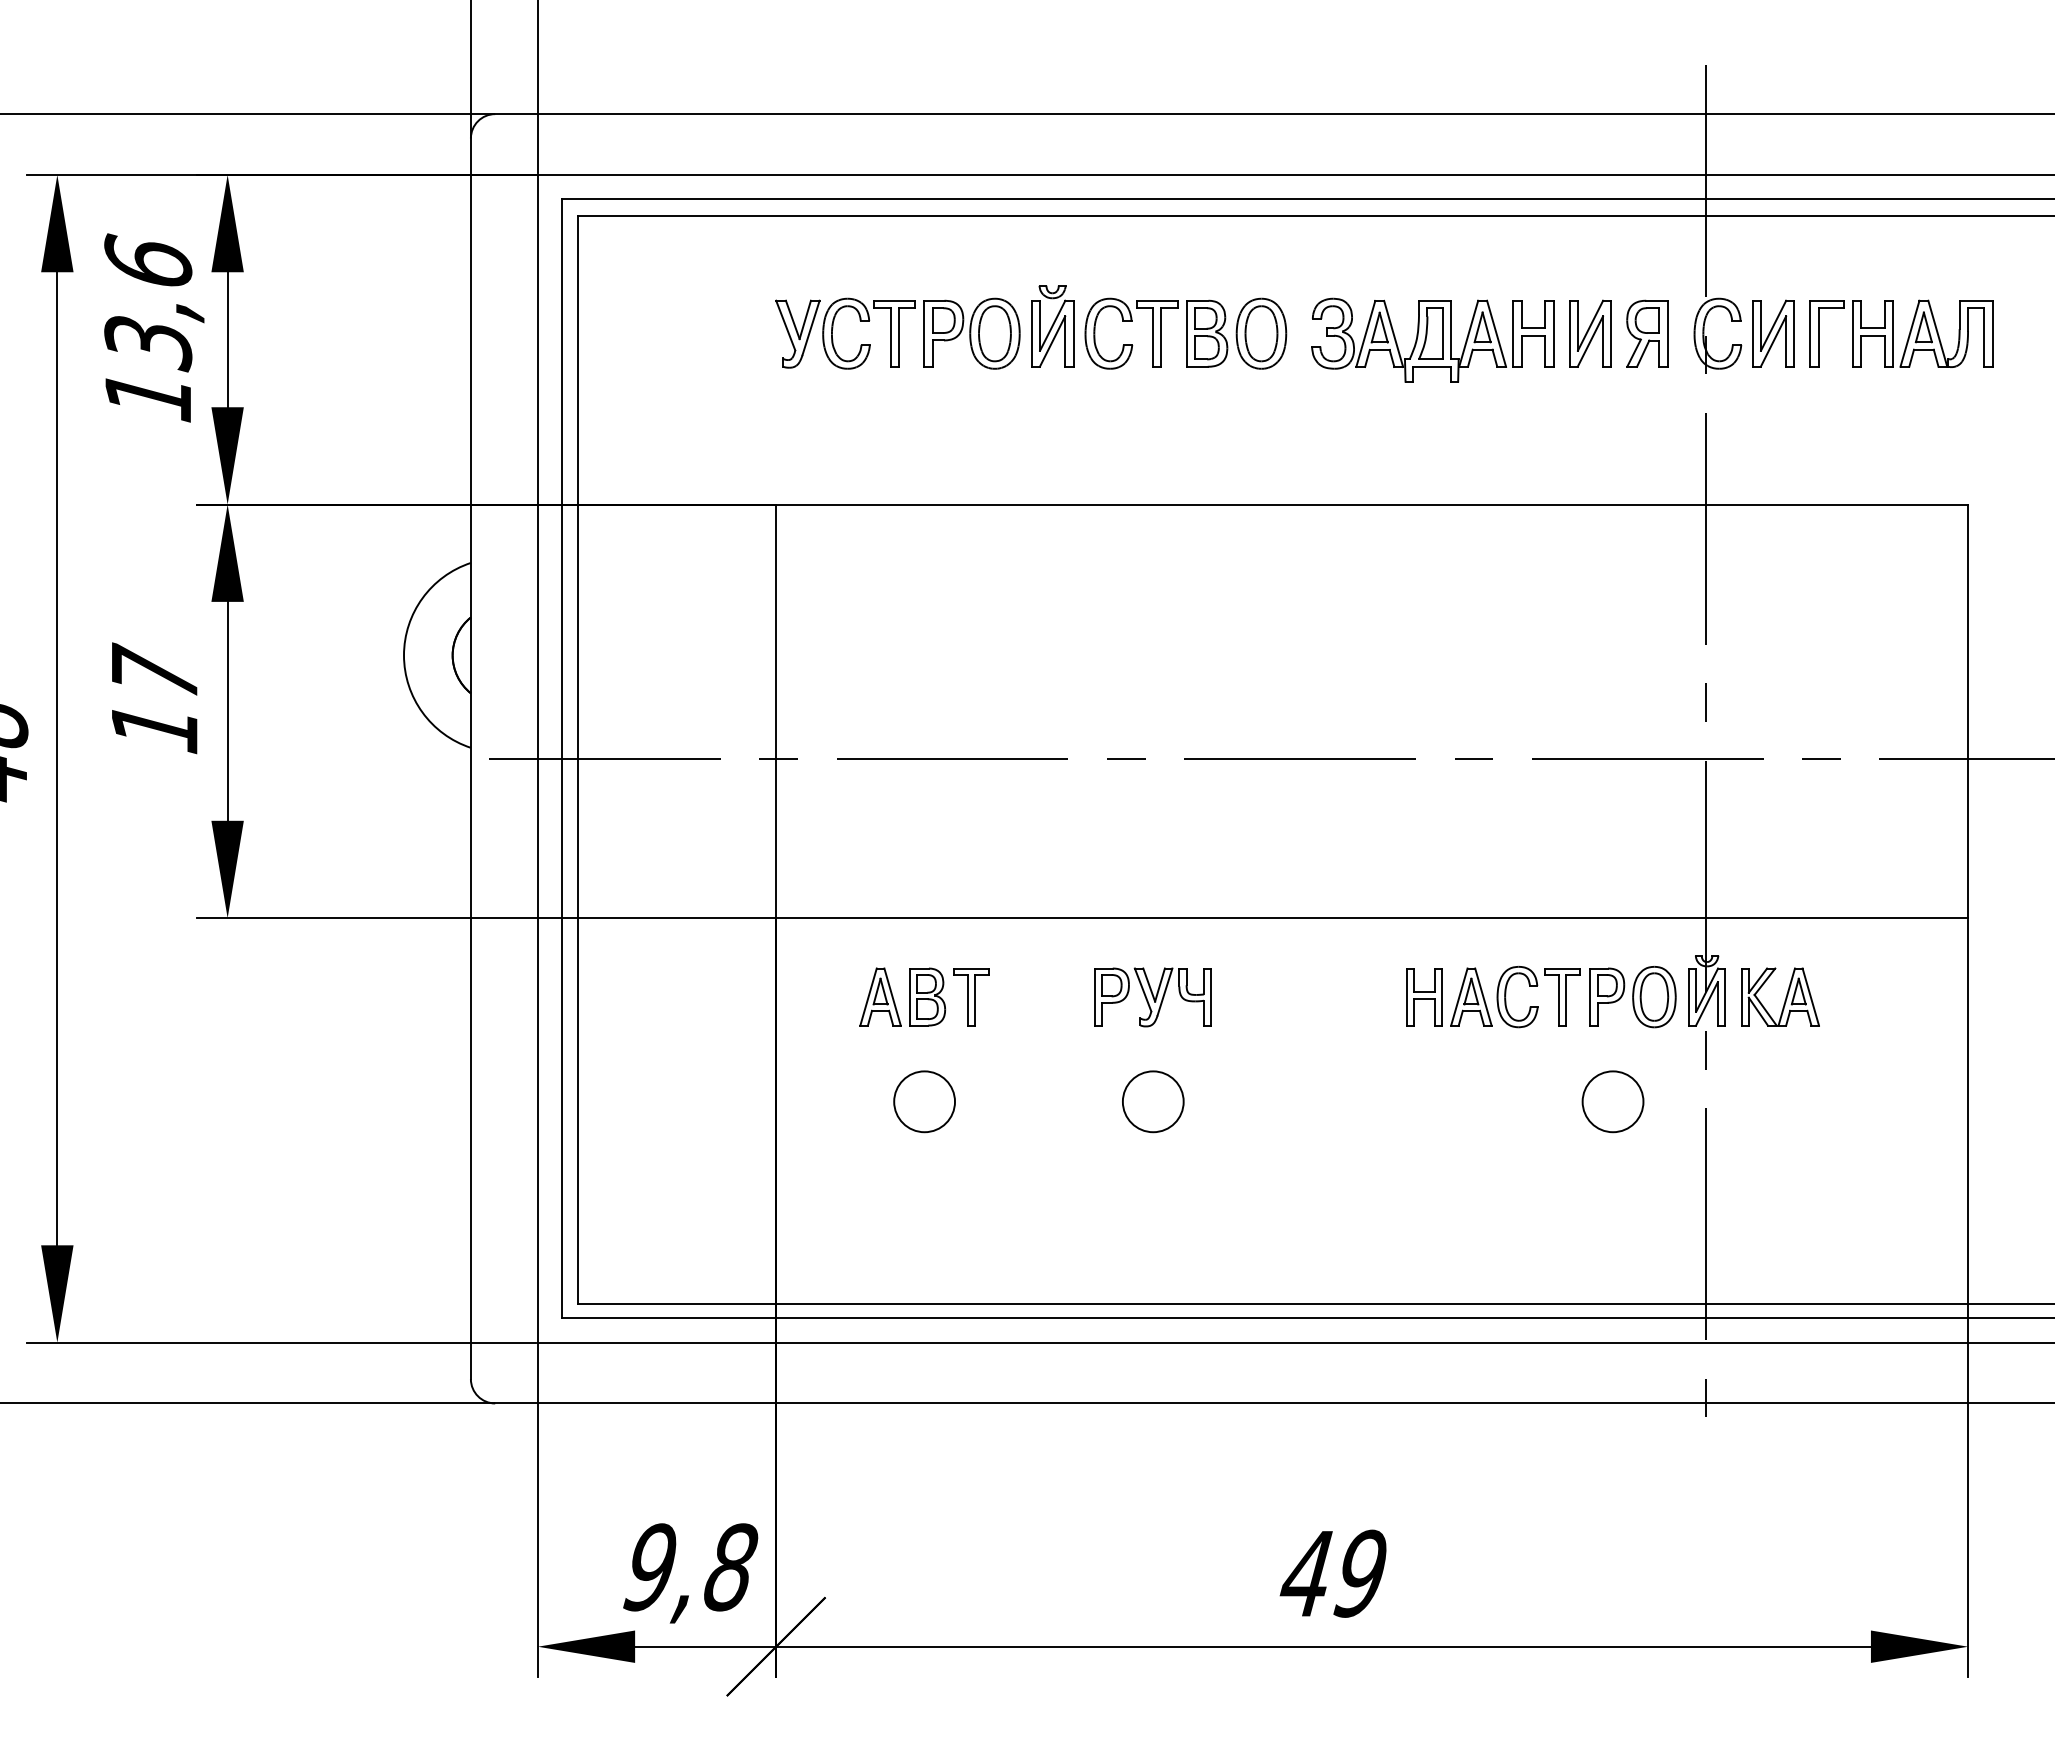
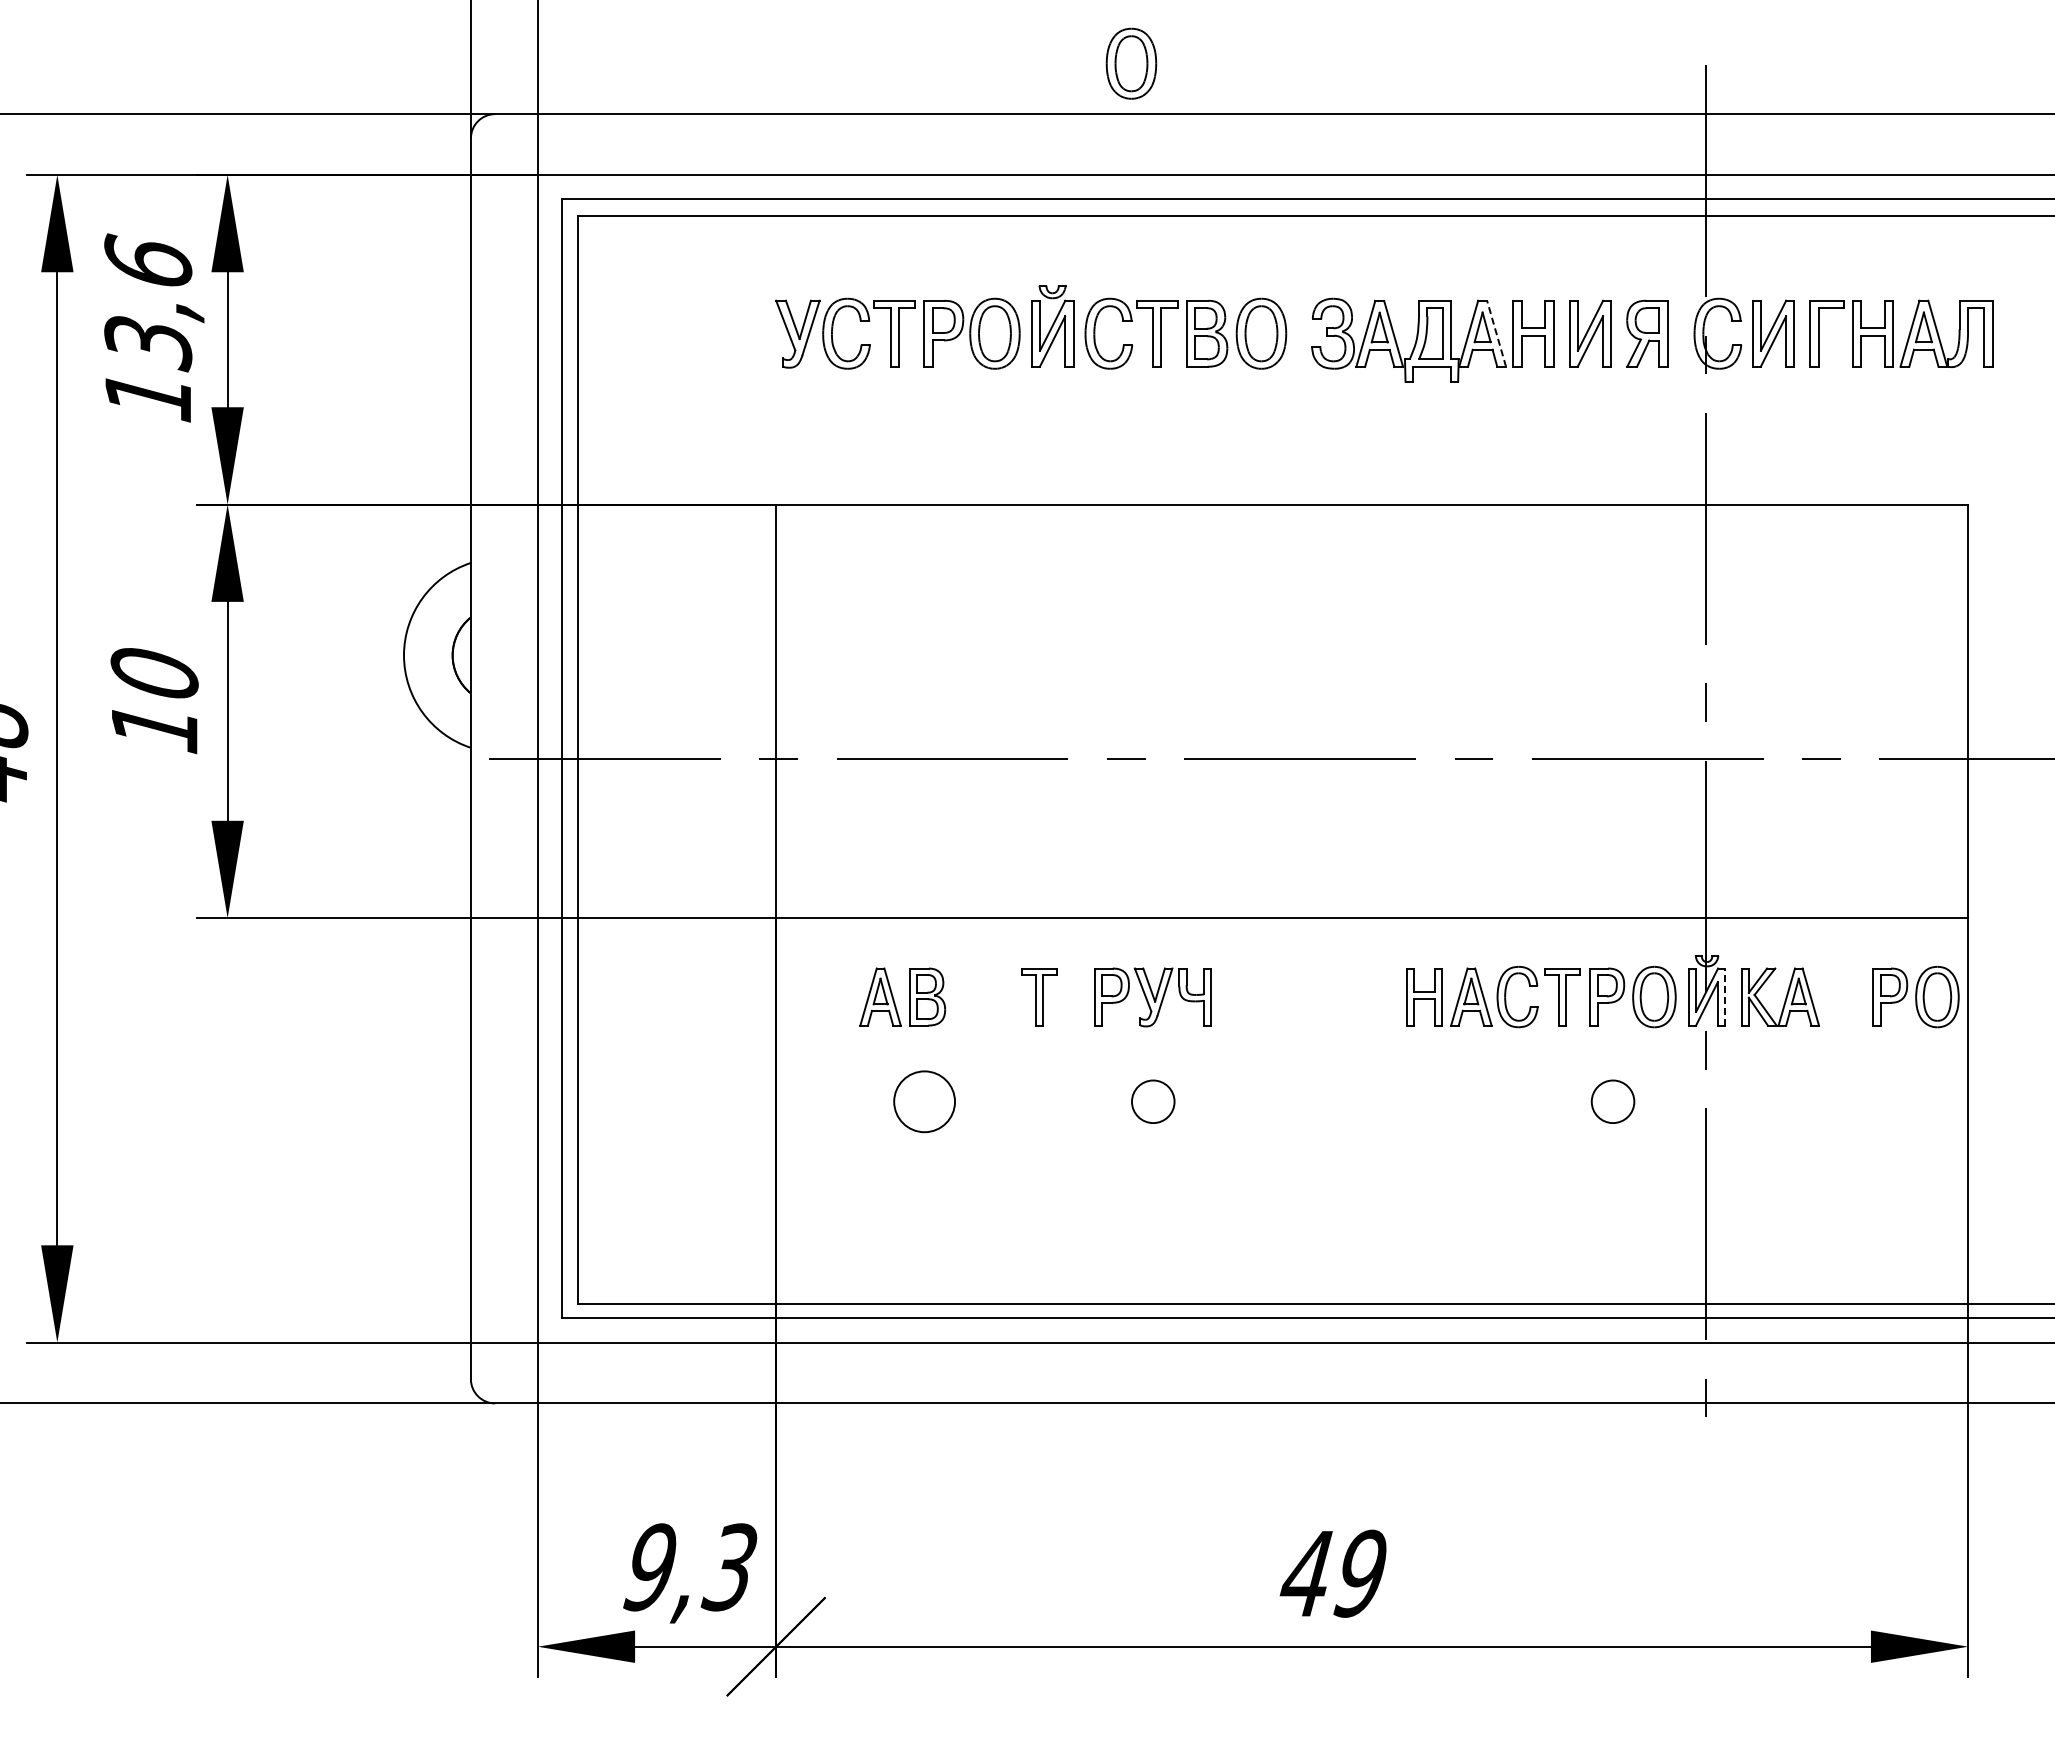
part: none -> present (1131, 63)
line: solid -> dashed (1496, 333)
text: 17 -> 10 (154, 670)
part position: (971, 997) -> (1039, 997) (1039, 997)
line: solid -> dashed (1725, 997)
part: none -> present (1915, 997)
circle diameter: 61 px -> 43 px (1152, 1101)
circle diameter: 61 px -> 43 px (1612, 1101)
text: 9,8 -> 9,3 (729, 1567)
